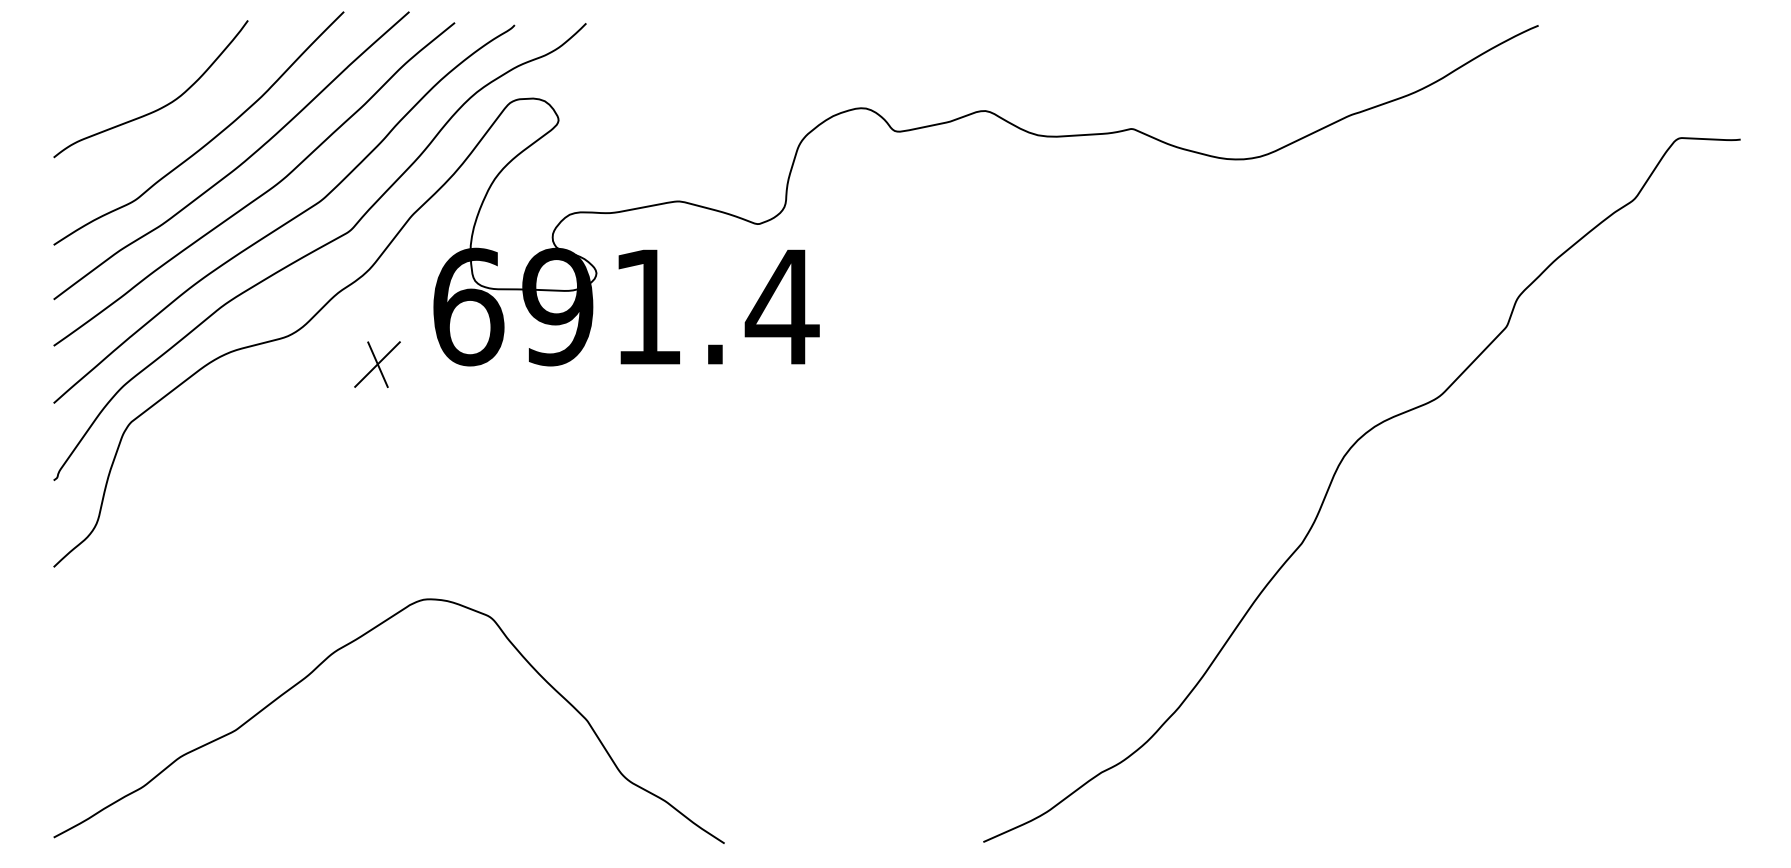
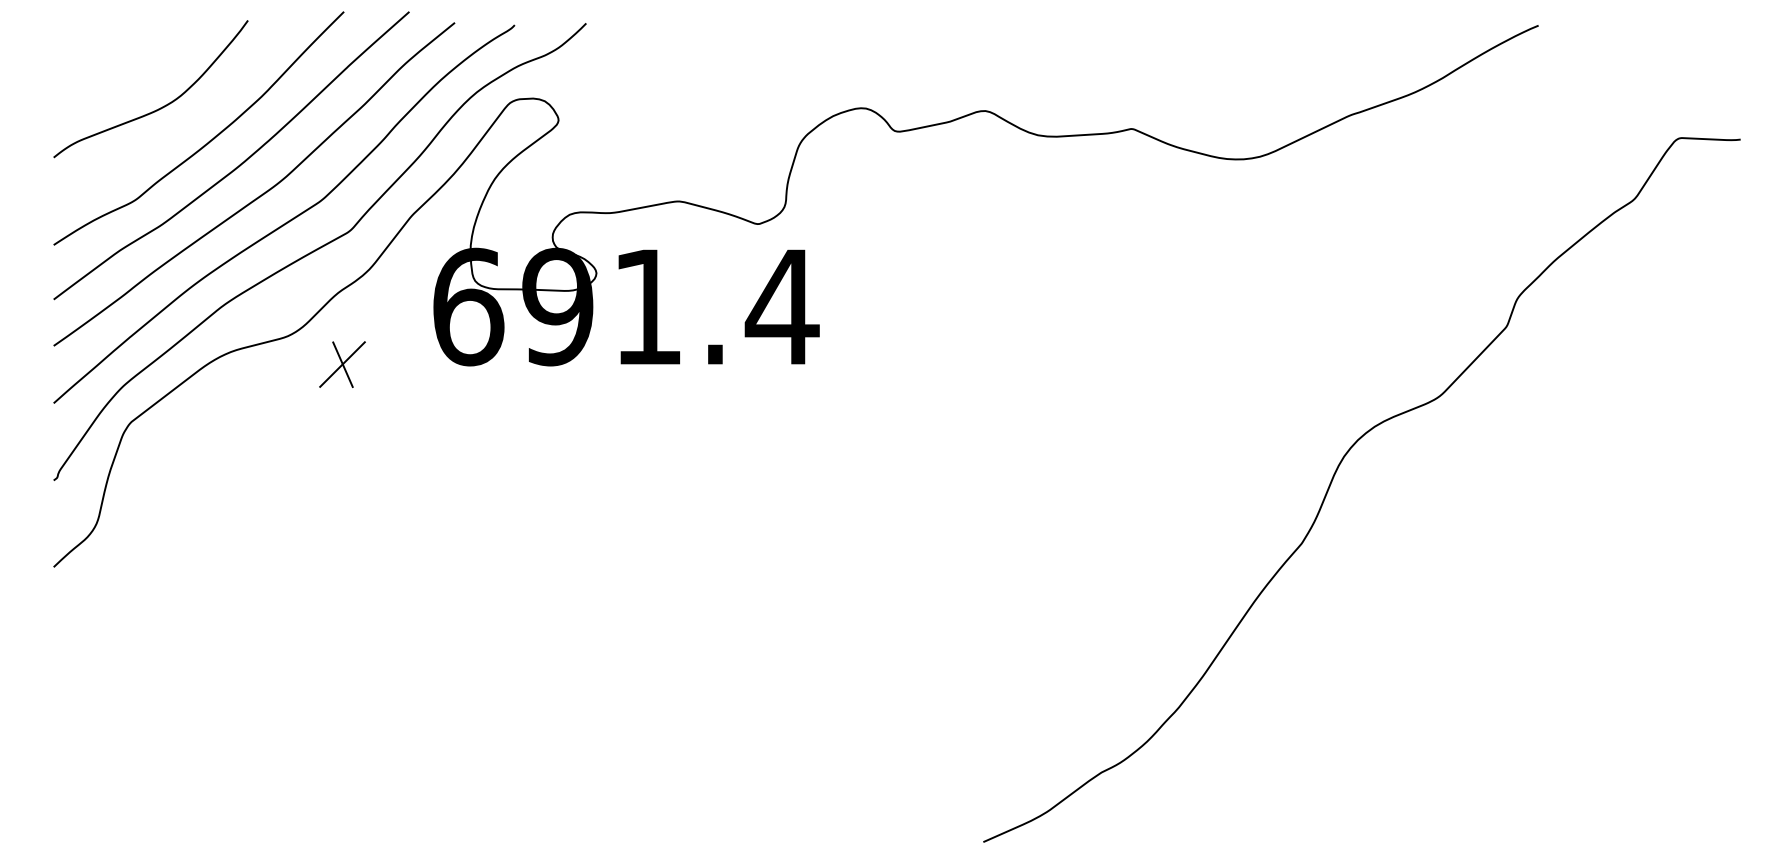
part position: (377, 364) -> (342, 364) (342, 364)
curve: present -> none (348, 645)
